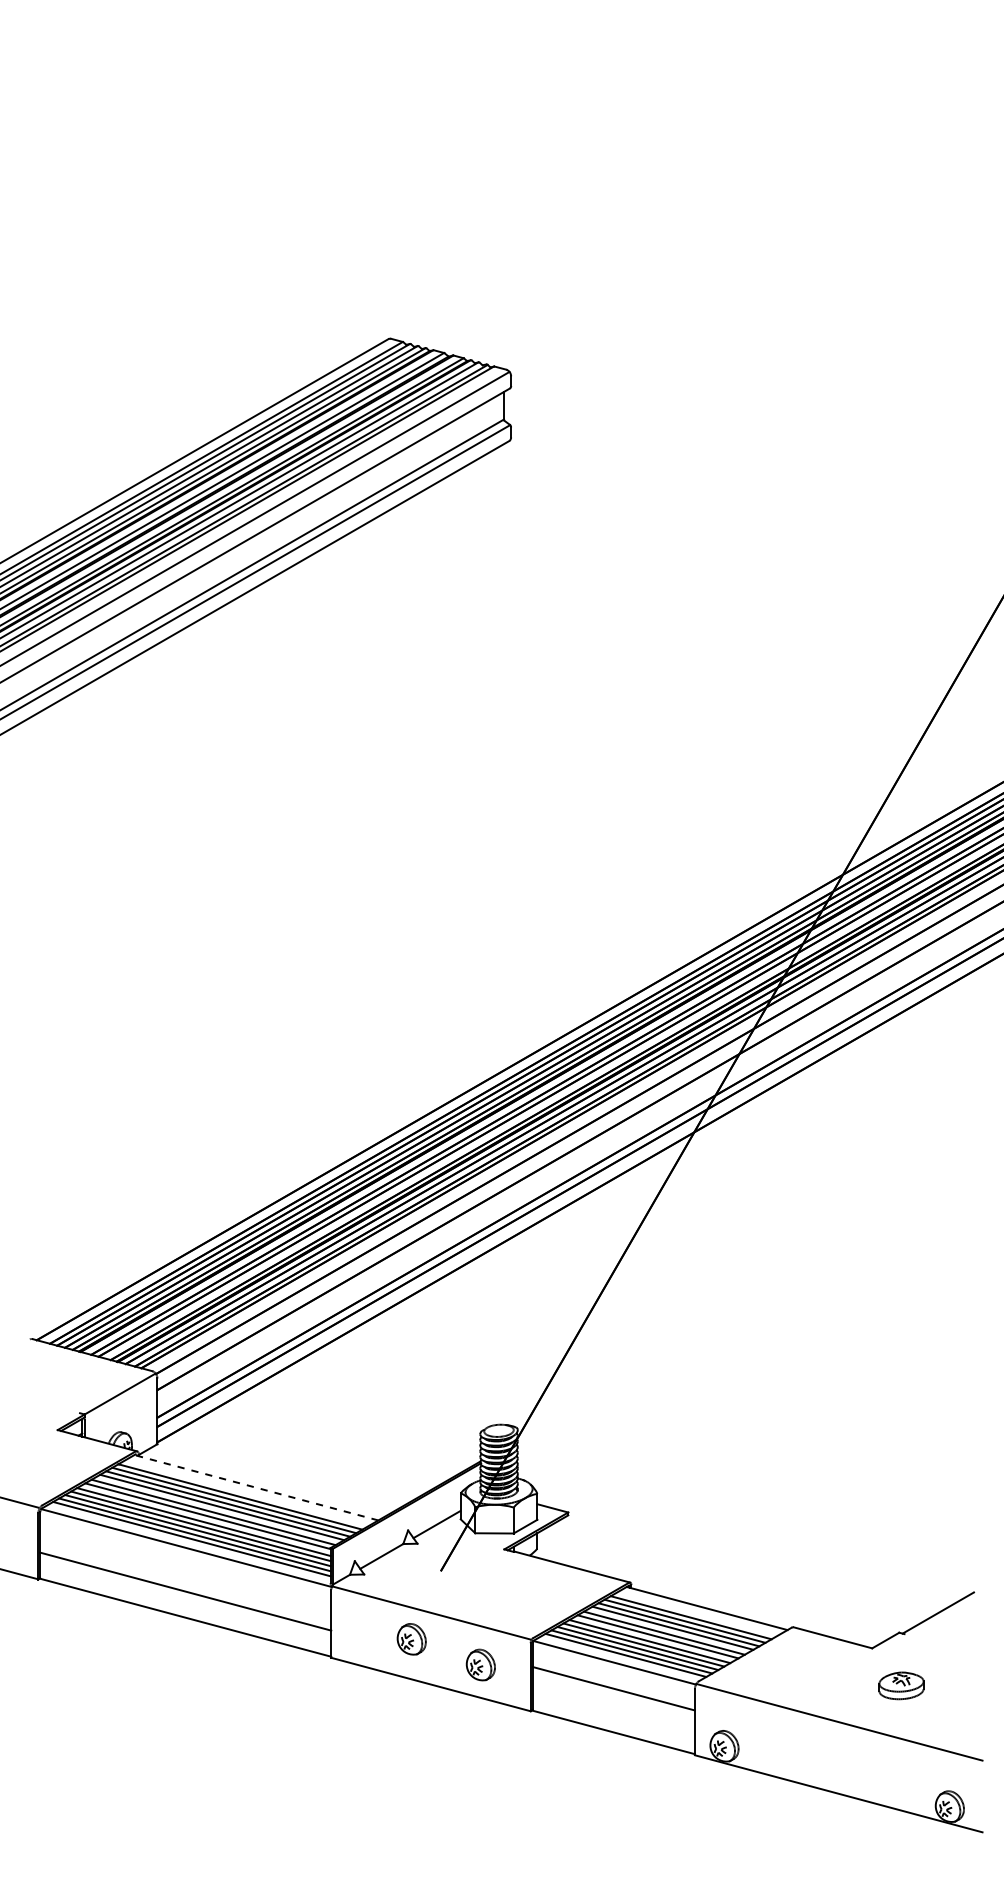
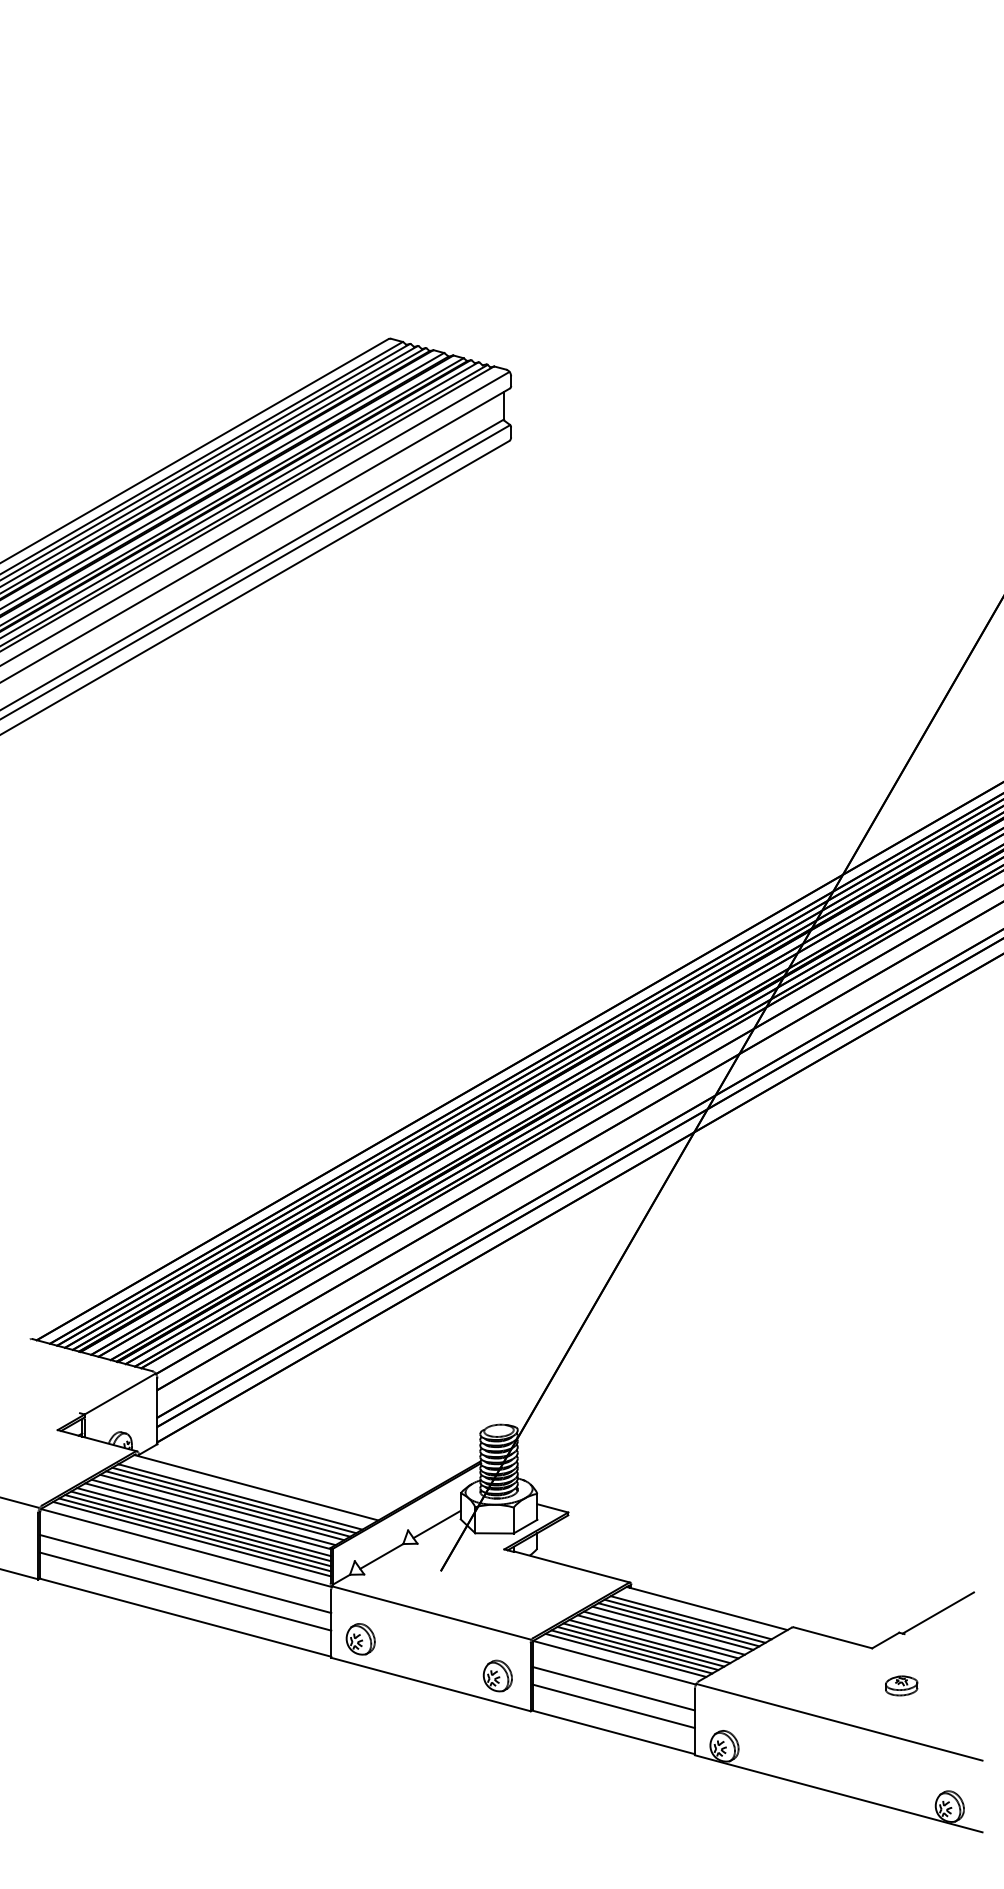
line: dashed -> solid (255, 1487)
line: none -> present (185, 1574)
part position: (411, 1639) -> (360, 1639) (360, 1639)
part position: (480, 1664) -> (497, 1675) (497, 1675)
part size: 47x30 px -> 34x22 px (901, 1685)
line: none -> present (613, 1706)
